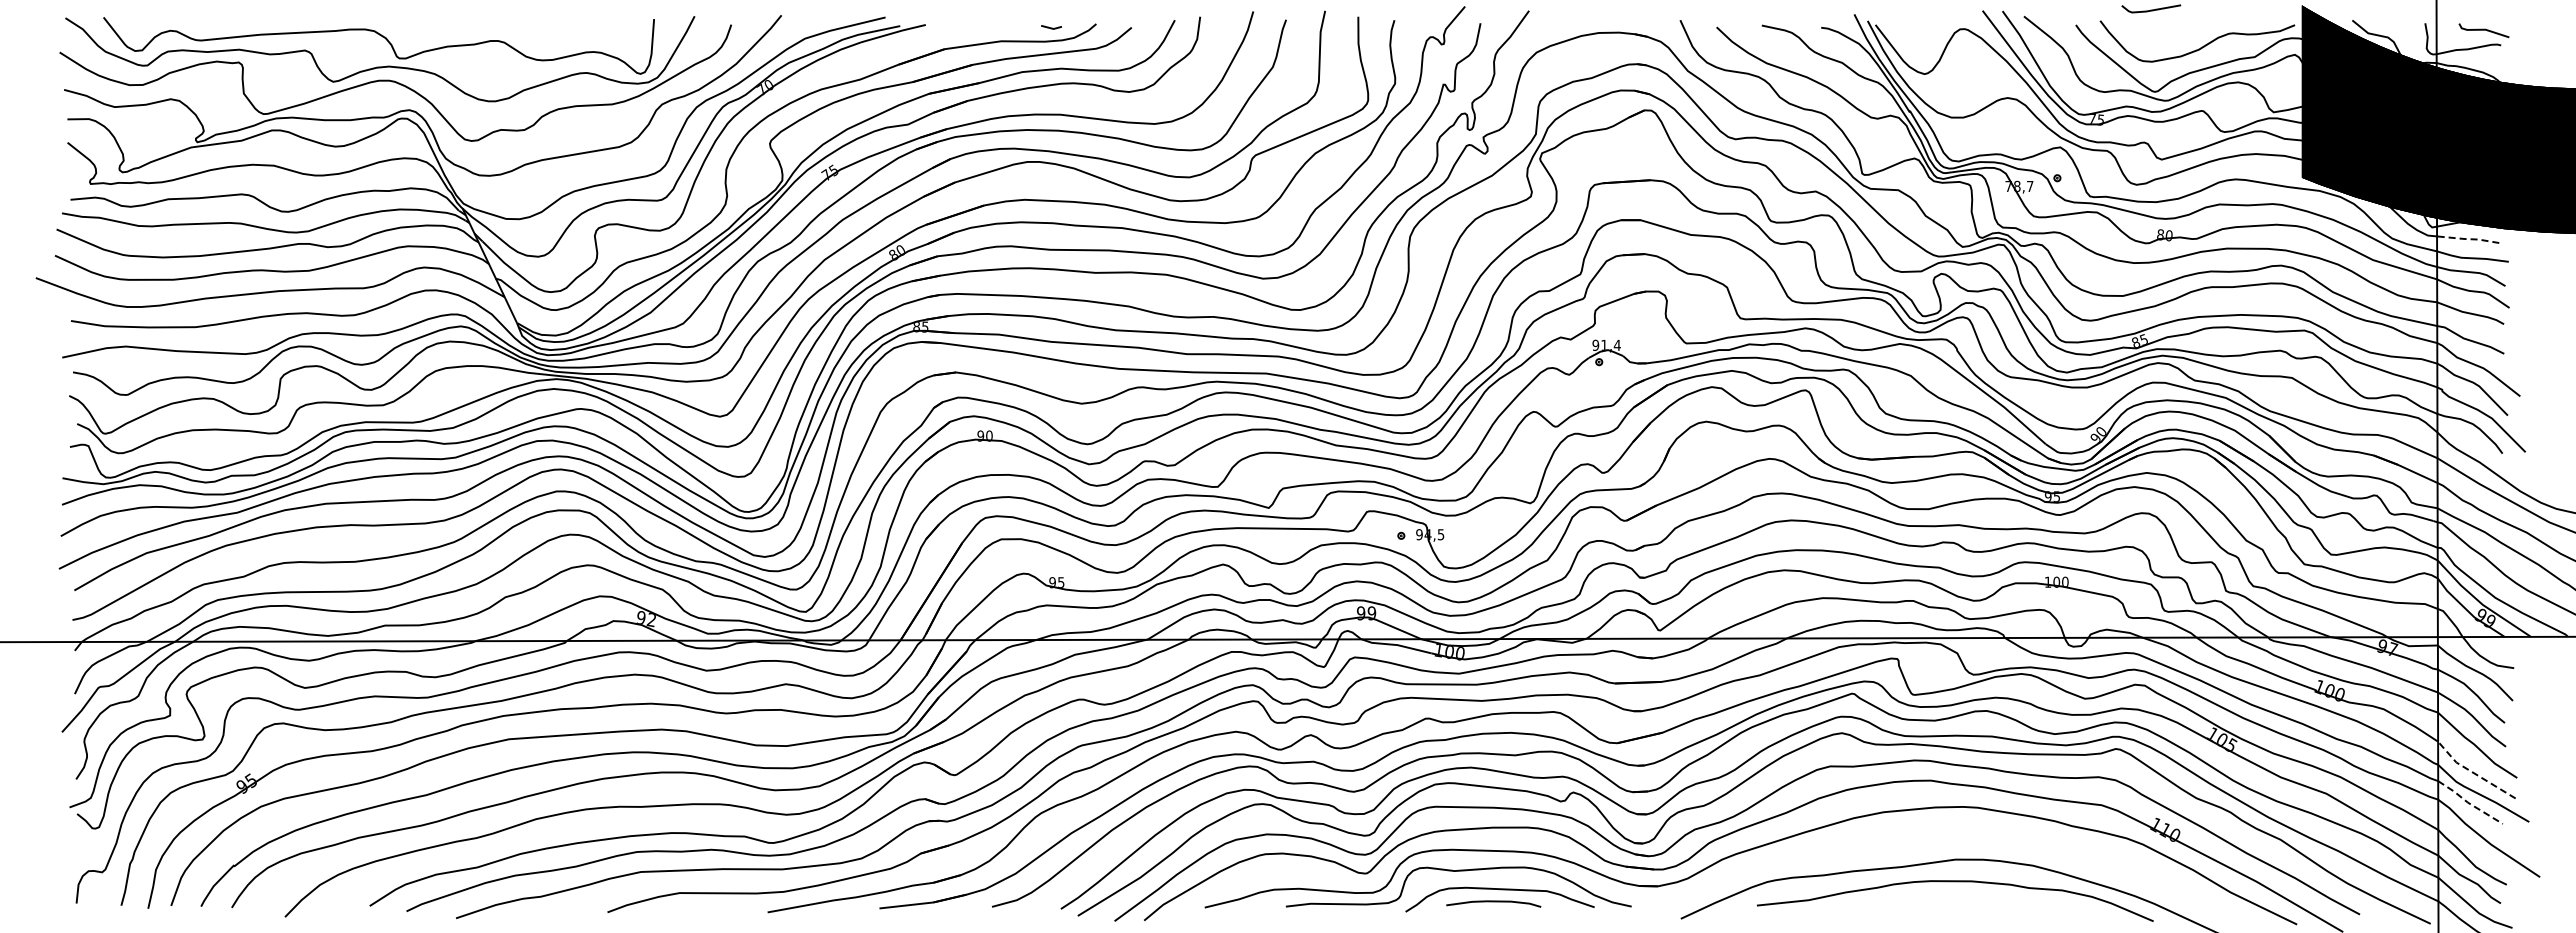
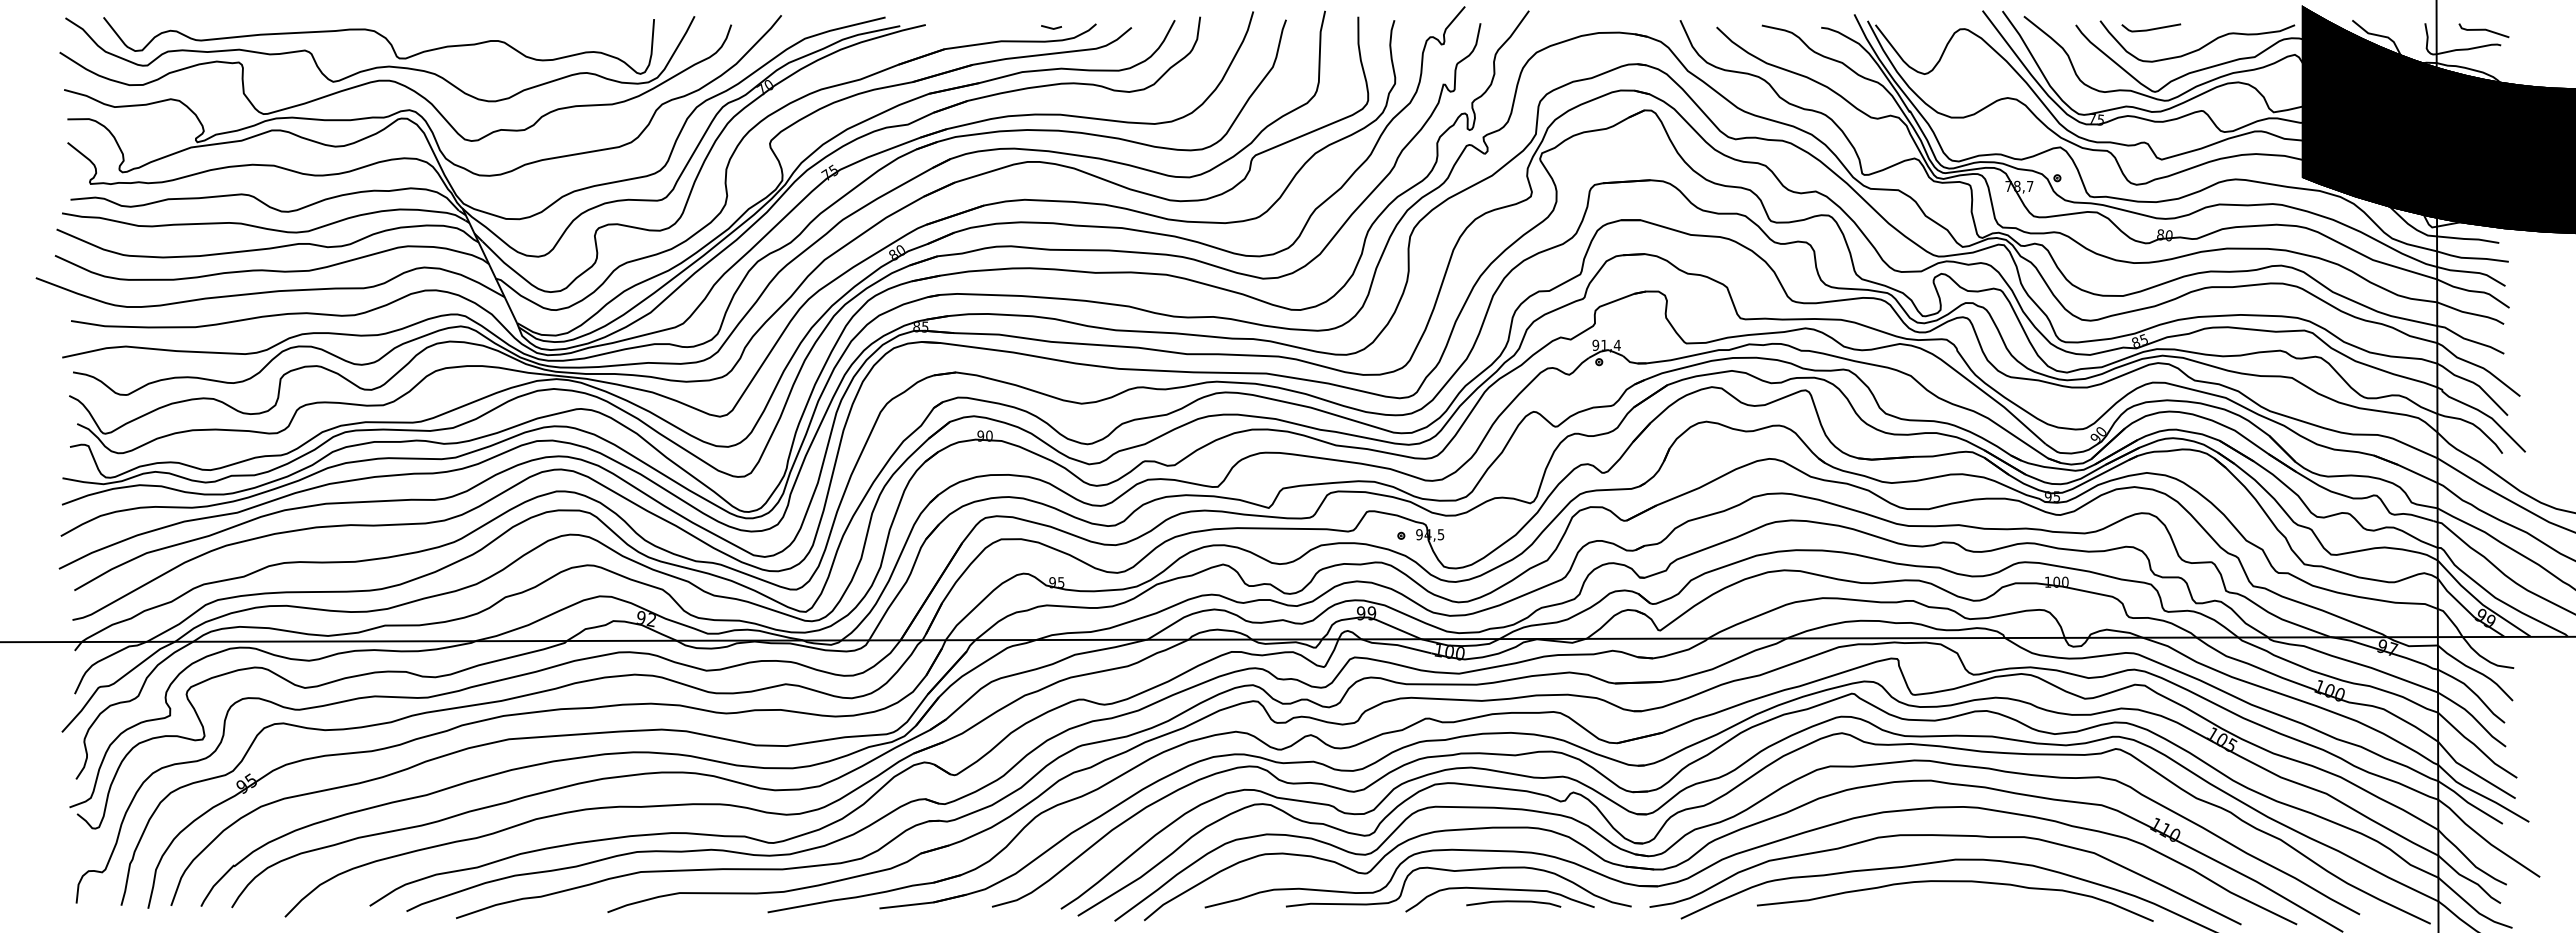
line position: (2151, 9) -> (2151, 28) (2151, 28)
line: dashed -> solid (2467, 239)
line: dashed -> solid (2473, 772)
line: dashed -> solid (2468, 803)
curve: none -> present (1945, 836)
curve position: (1493, 902) -> (1513, 902) (1513, 902)
